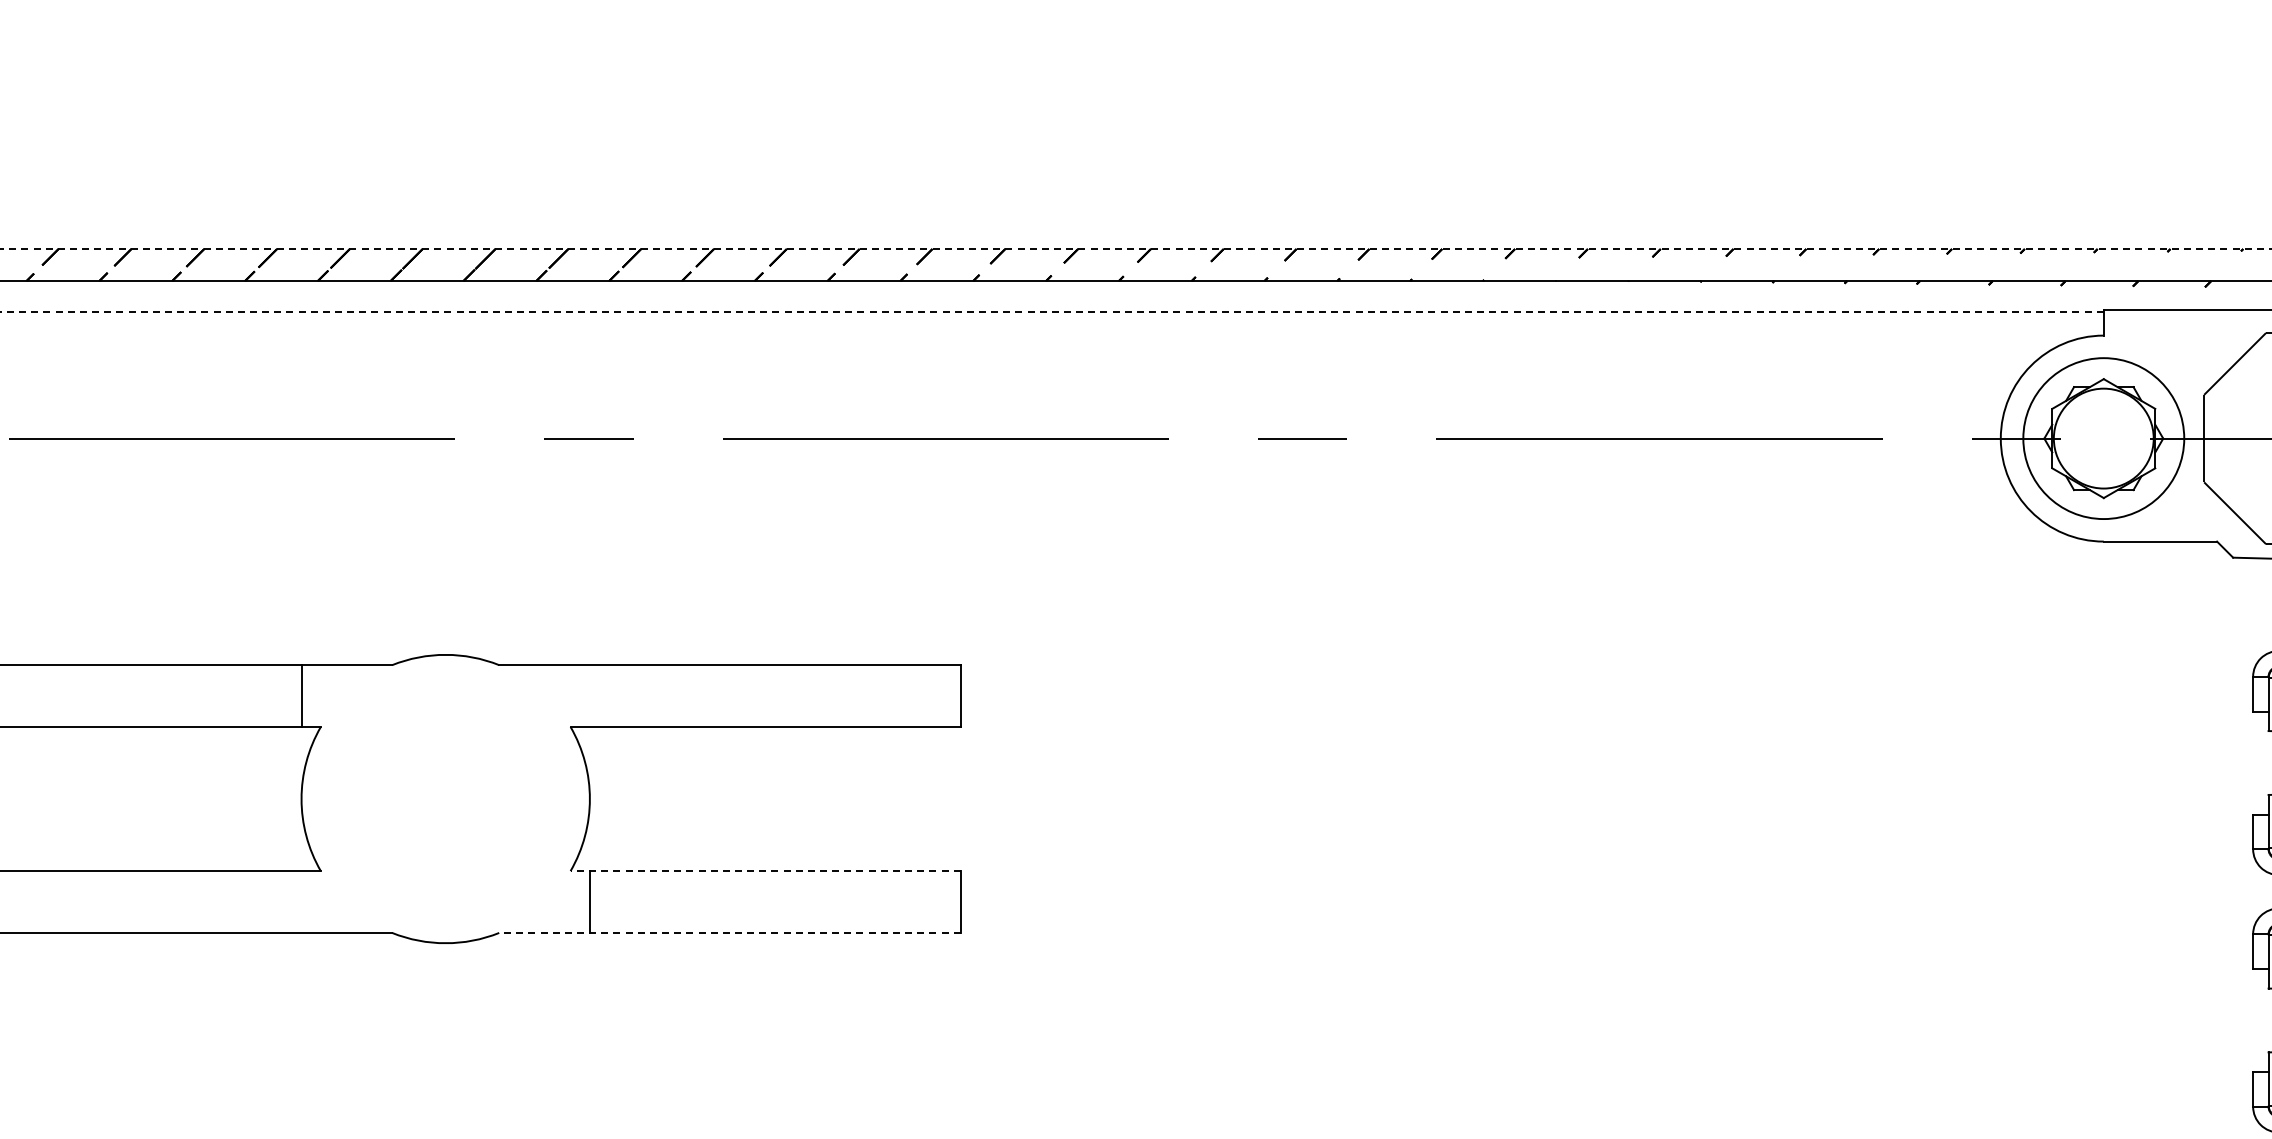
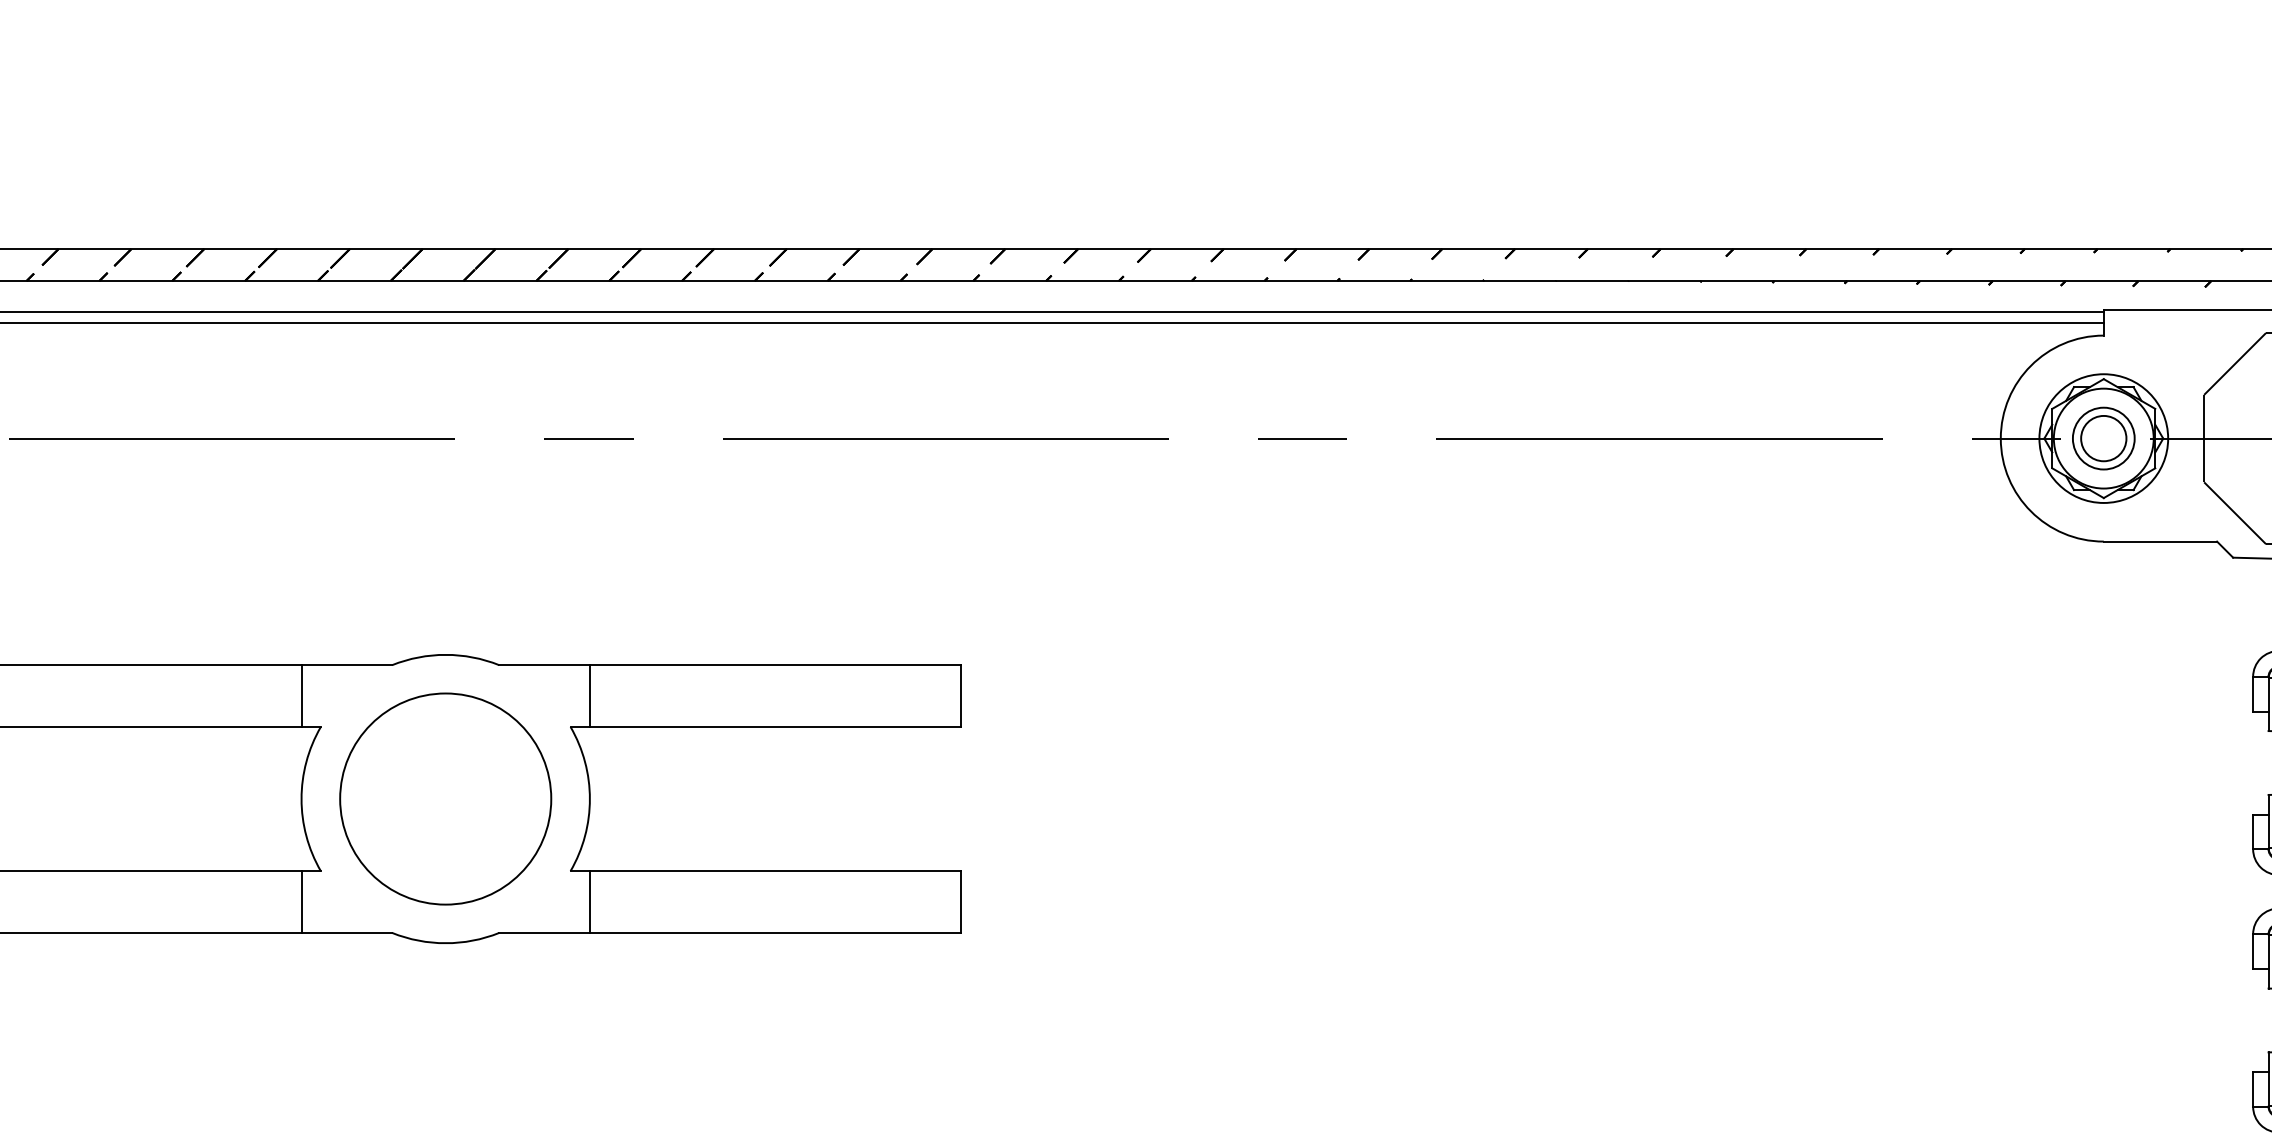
line: dashed -> solid (1135, 249)
line: dashed -> solid (1051, 312)
line: none -> present (1052, 322)
circle diameter: 161 px -> 129 px (2103, 438)
part: none -> present (2103, 438)
line: none -> present (589, 695)
circle: none -> present (445, 798)
line: dashed -> solid (765, 871)
line: none -> present (301, 901)
line: dashed -> solid (729, 932)
